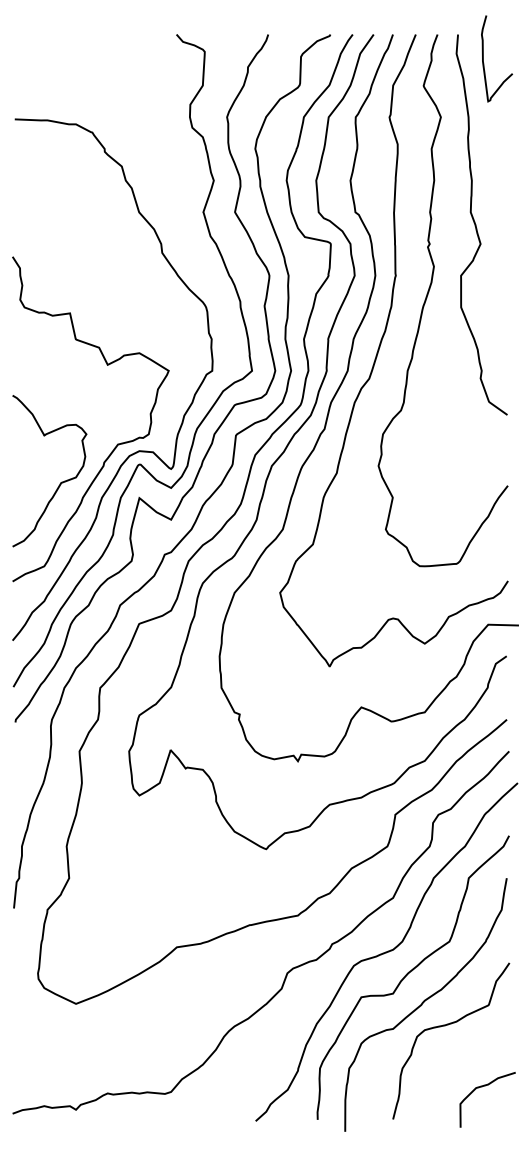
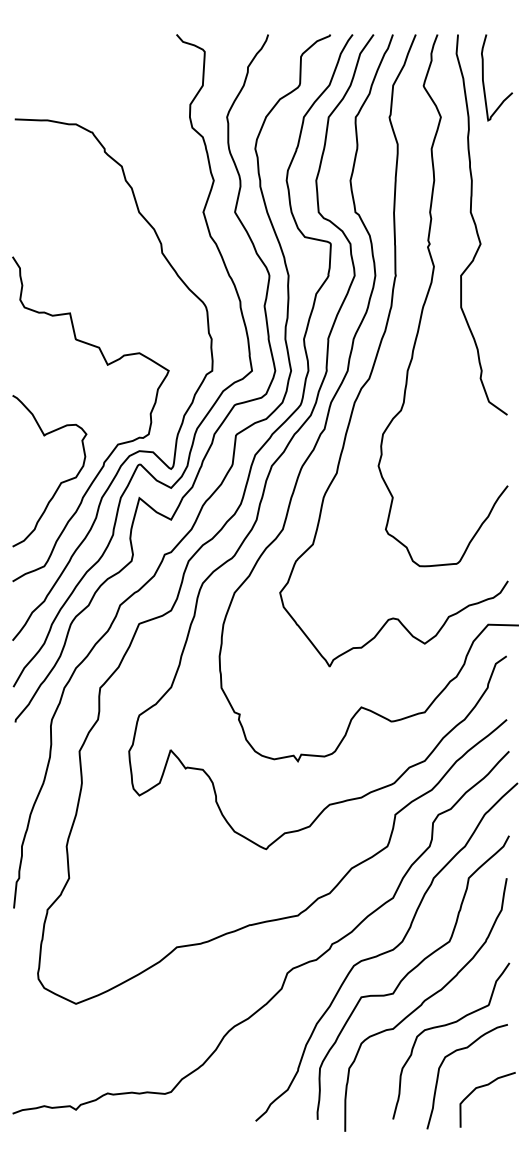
curve position: (484, 63) -> (484, 82) (484, 82)
curve: none -> present (455, 1052)
